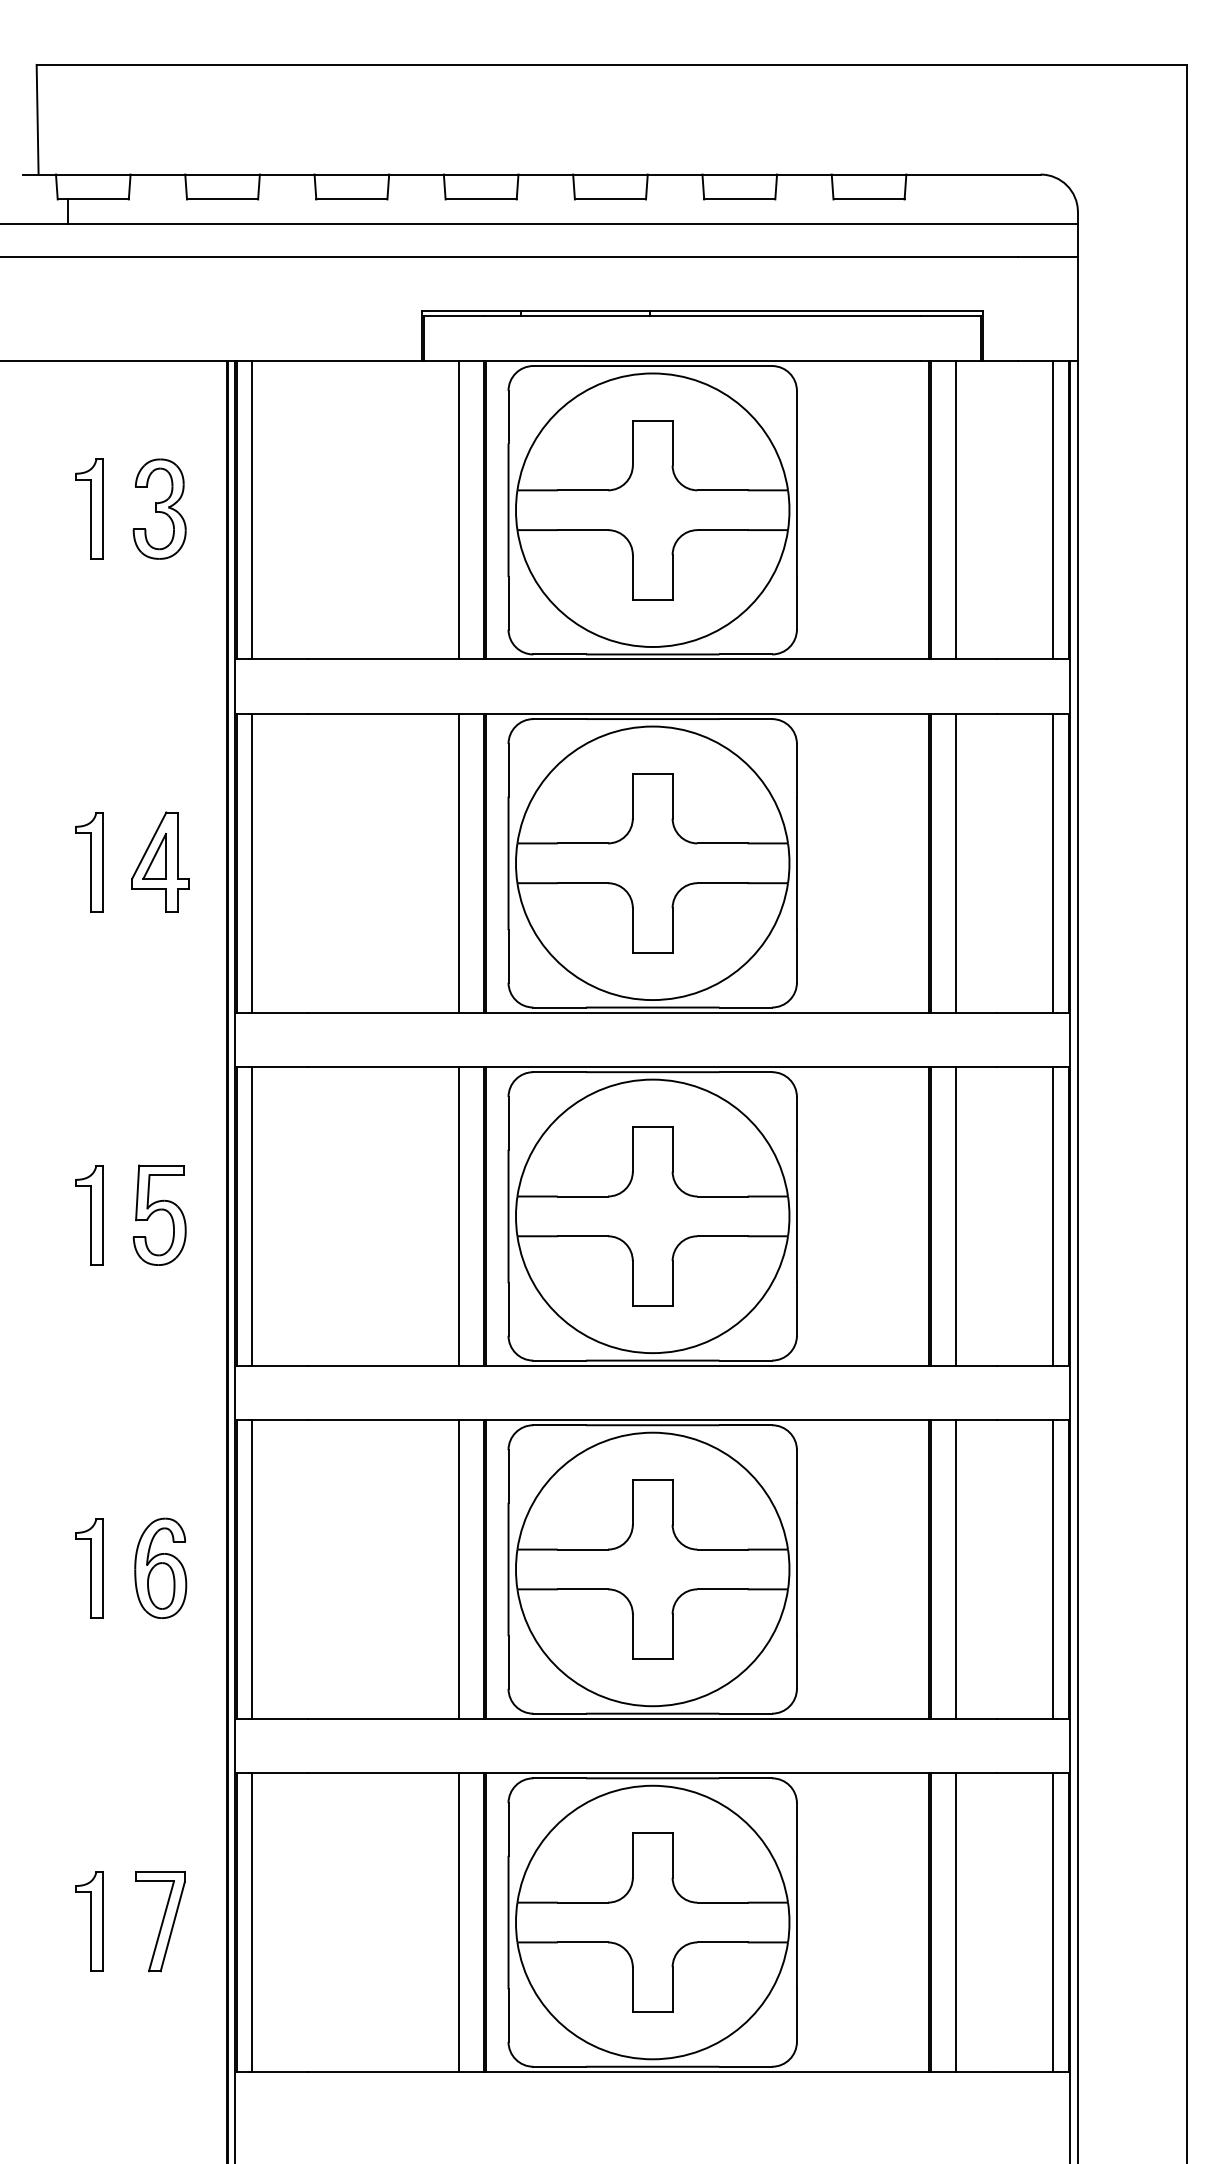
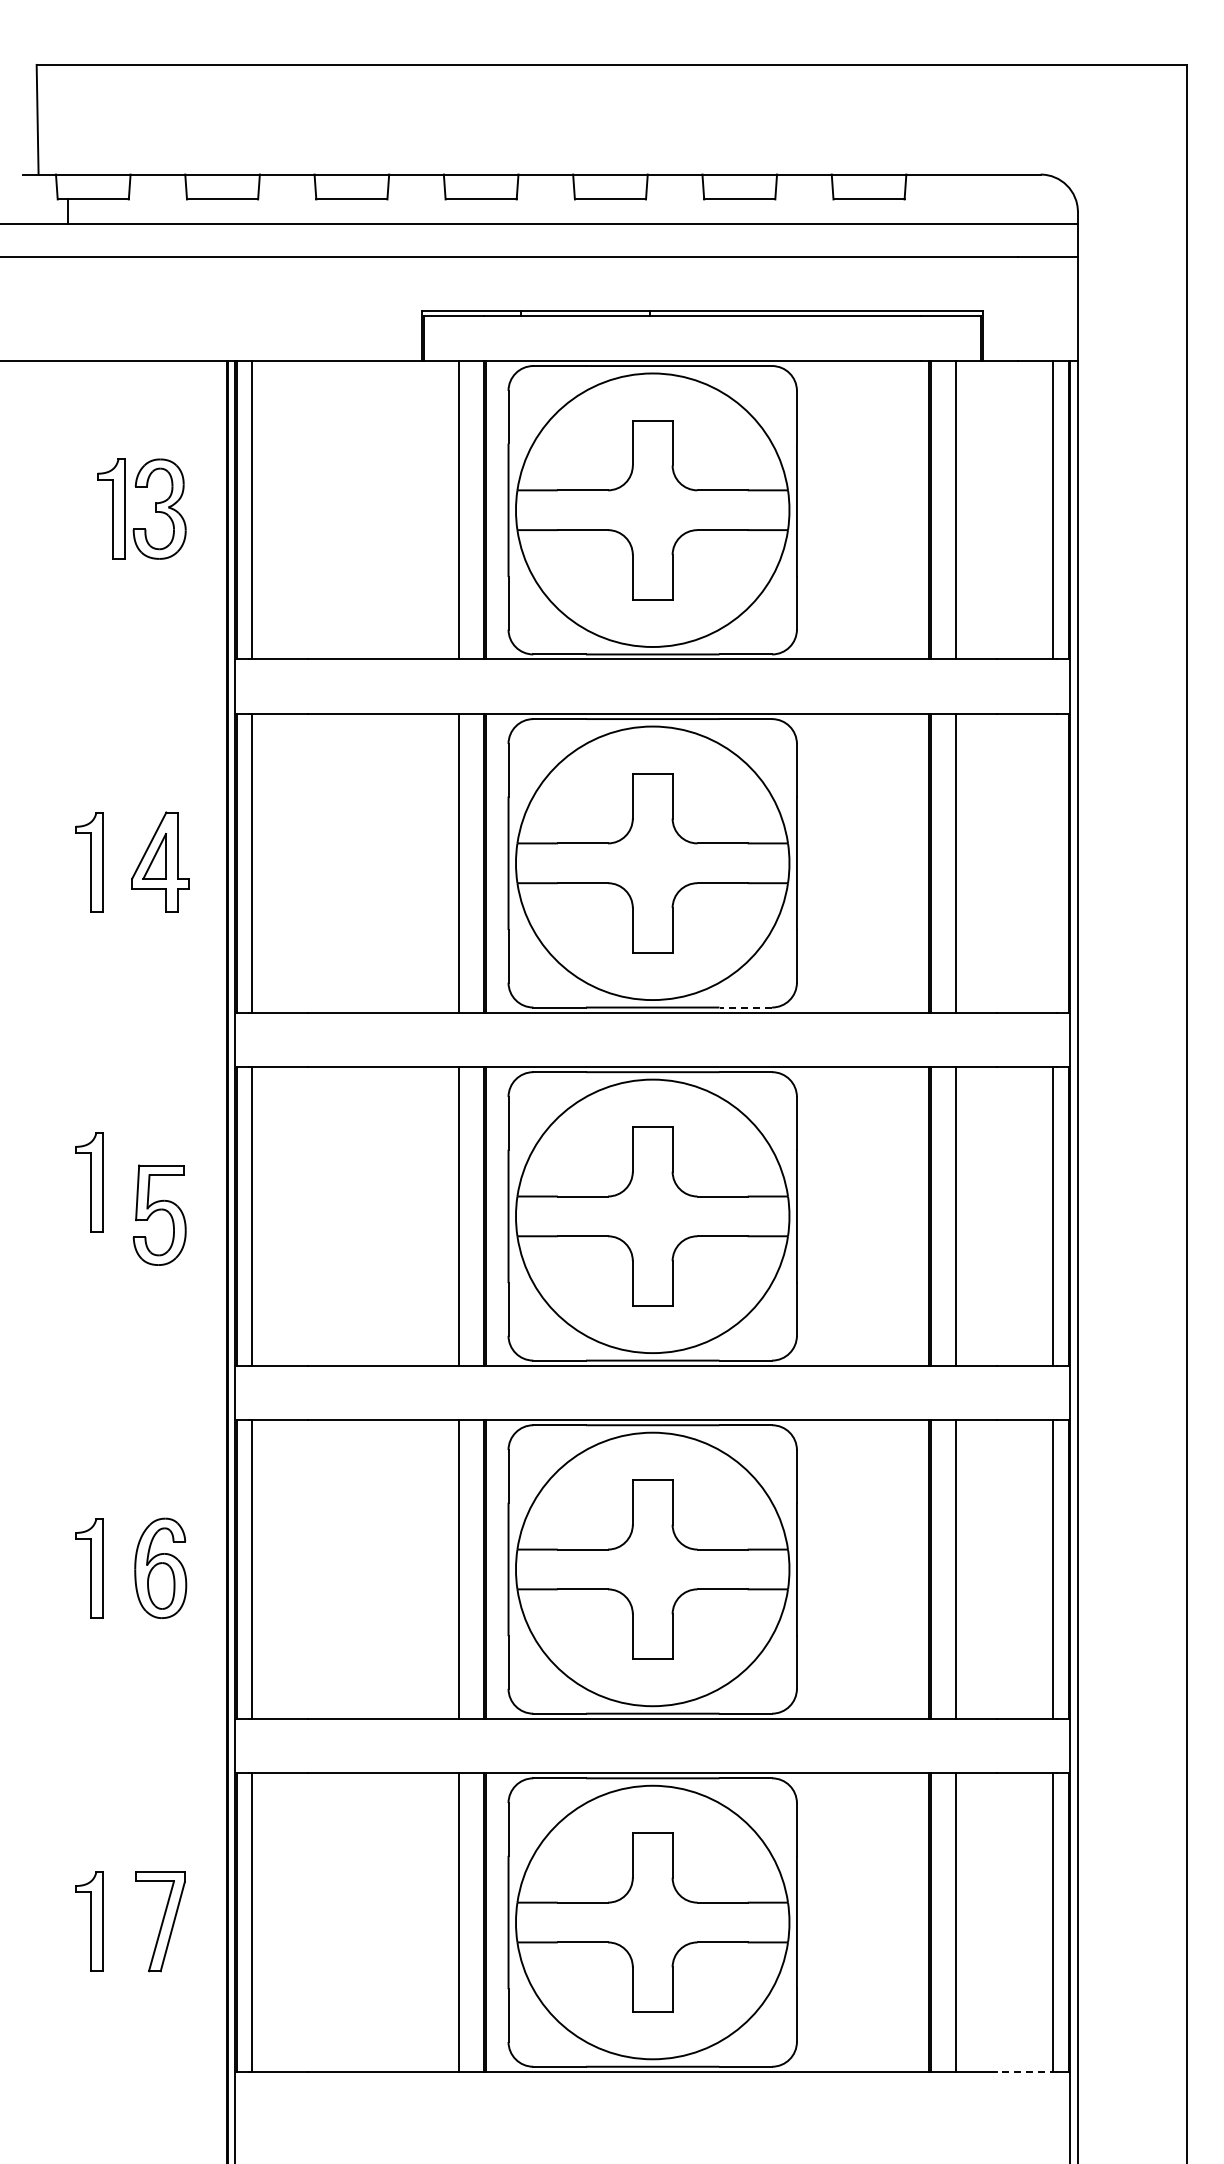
part position: (89, 508) -> (111, 508) (111, 508)
line: present -> none (1052, 863)
line: solid -> dashed (745, 1007)
part position: (89, 1215) -> (89, 1182) (89, 1182)
line: solid -> dashed (1027, 2071)
